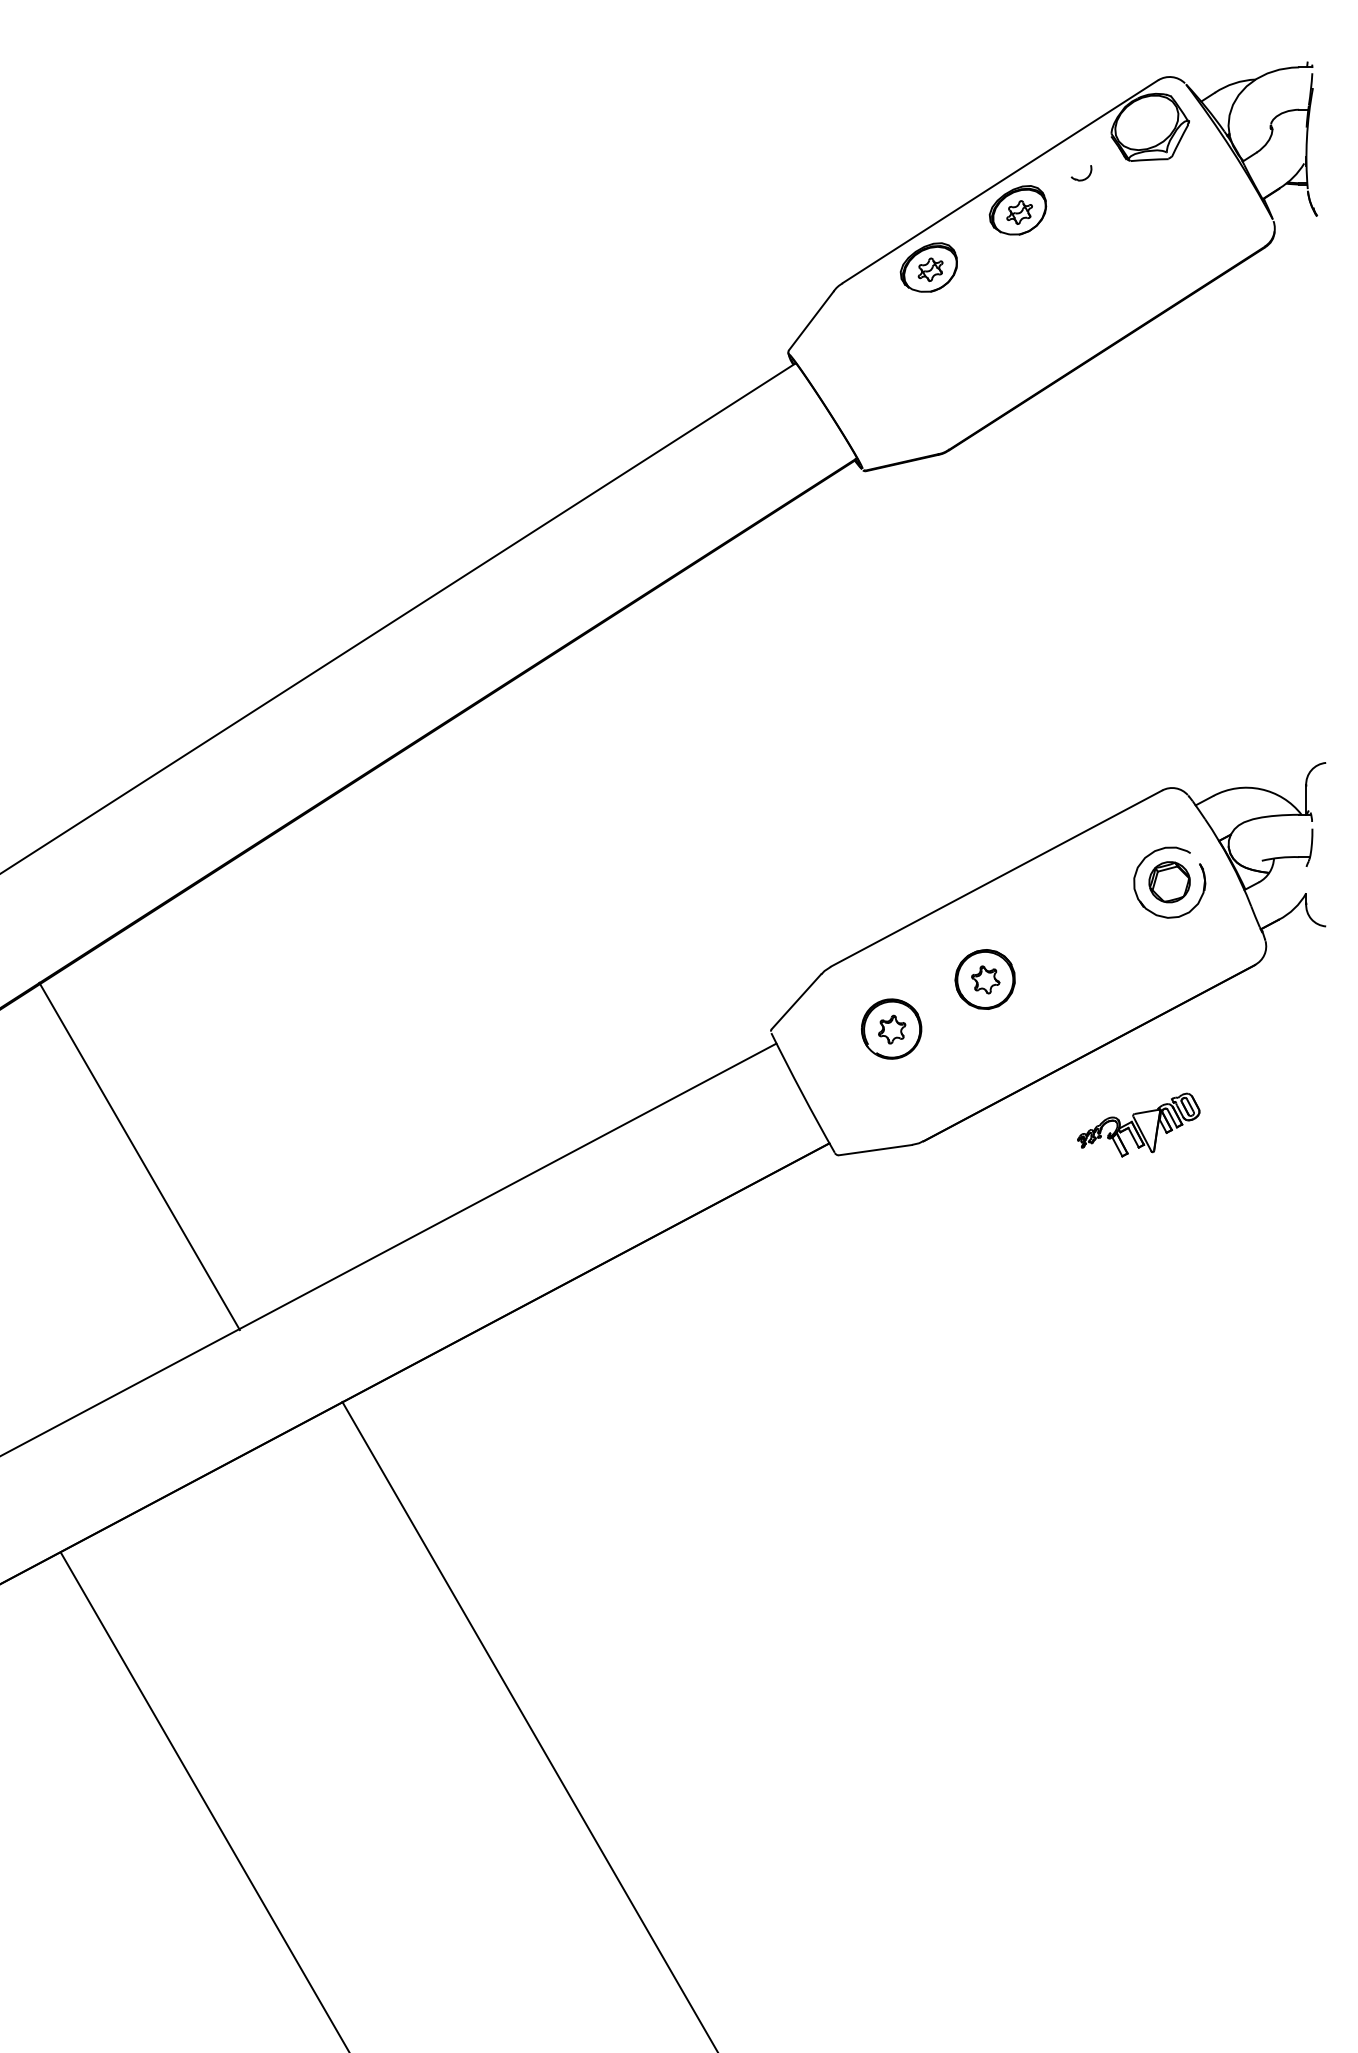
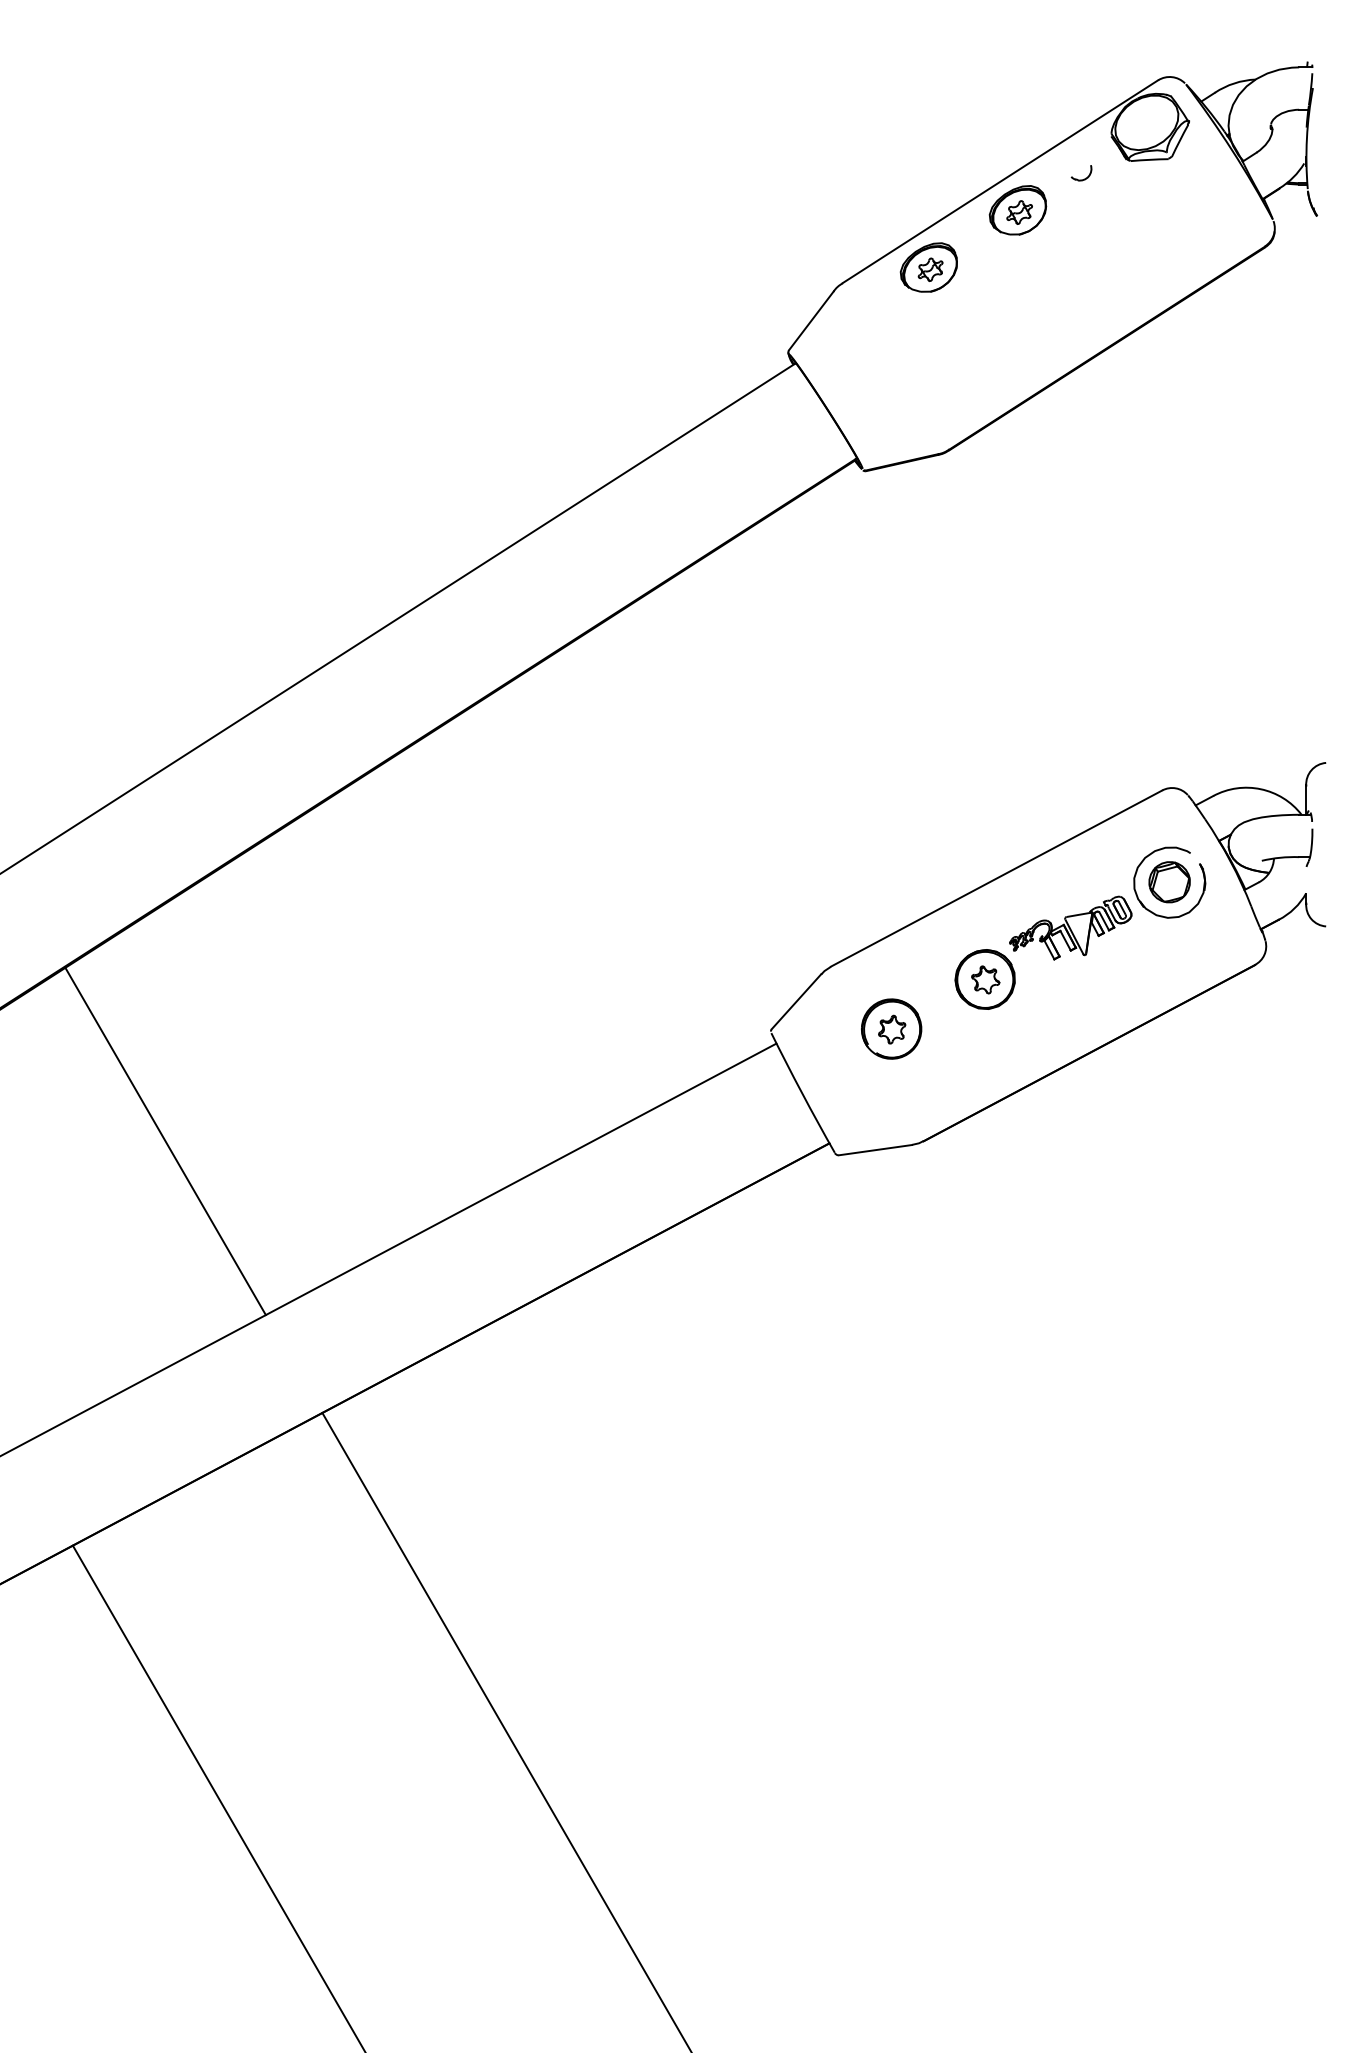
part position: (1138, 1124) -> (1070, 927) (1070, 927)
line position: (139, 1156) -> (165, 1141) (165, 1141)
line position: (529, 1725) -> (505, 1730) (505, 1730)
line position: (203, 1800) -> (217, 1797) (217, 1797)
